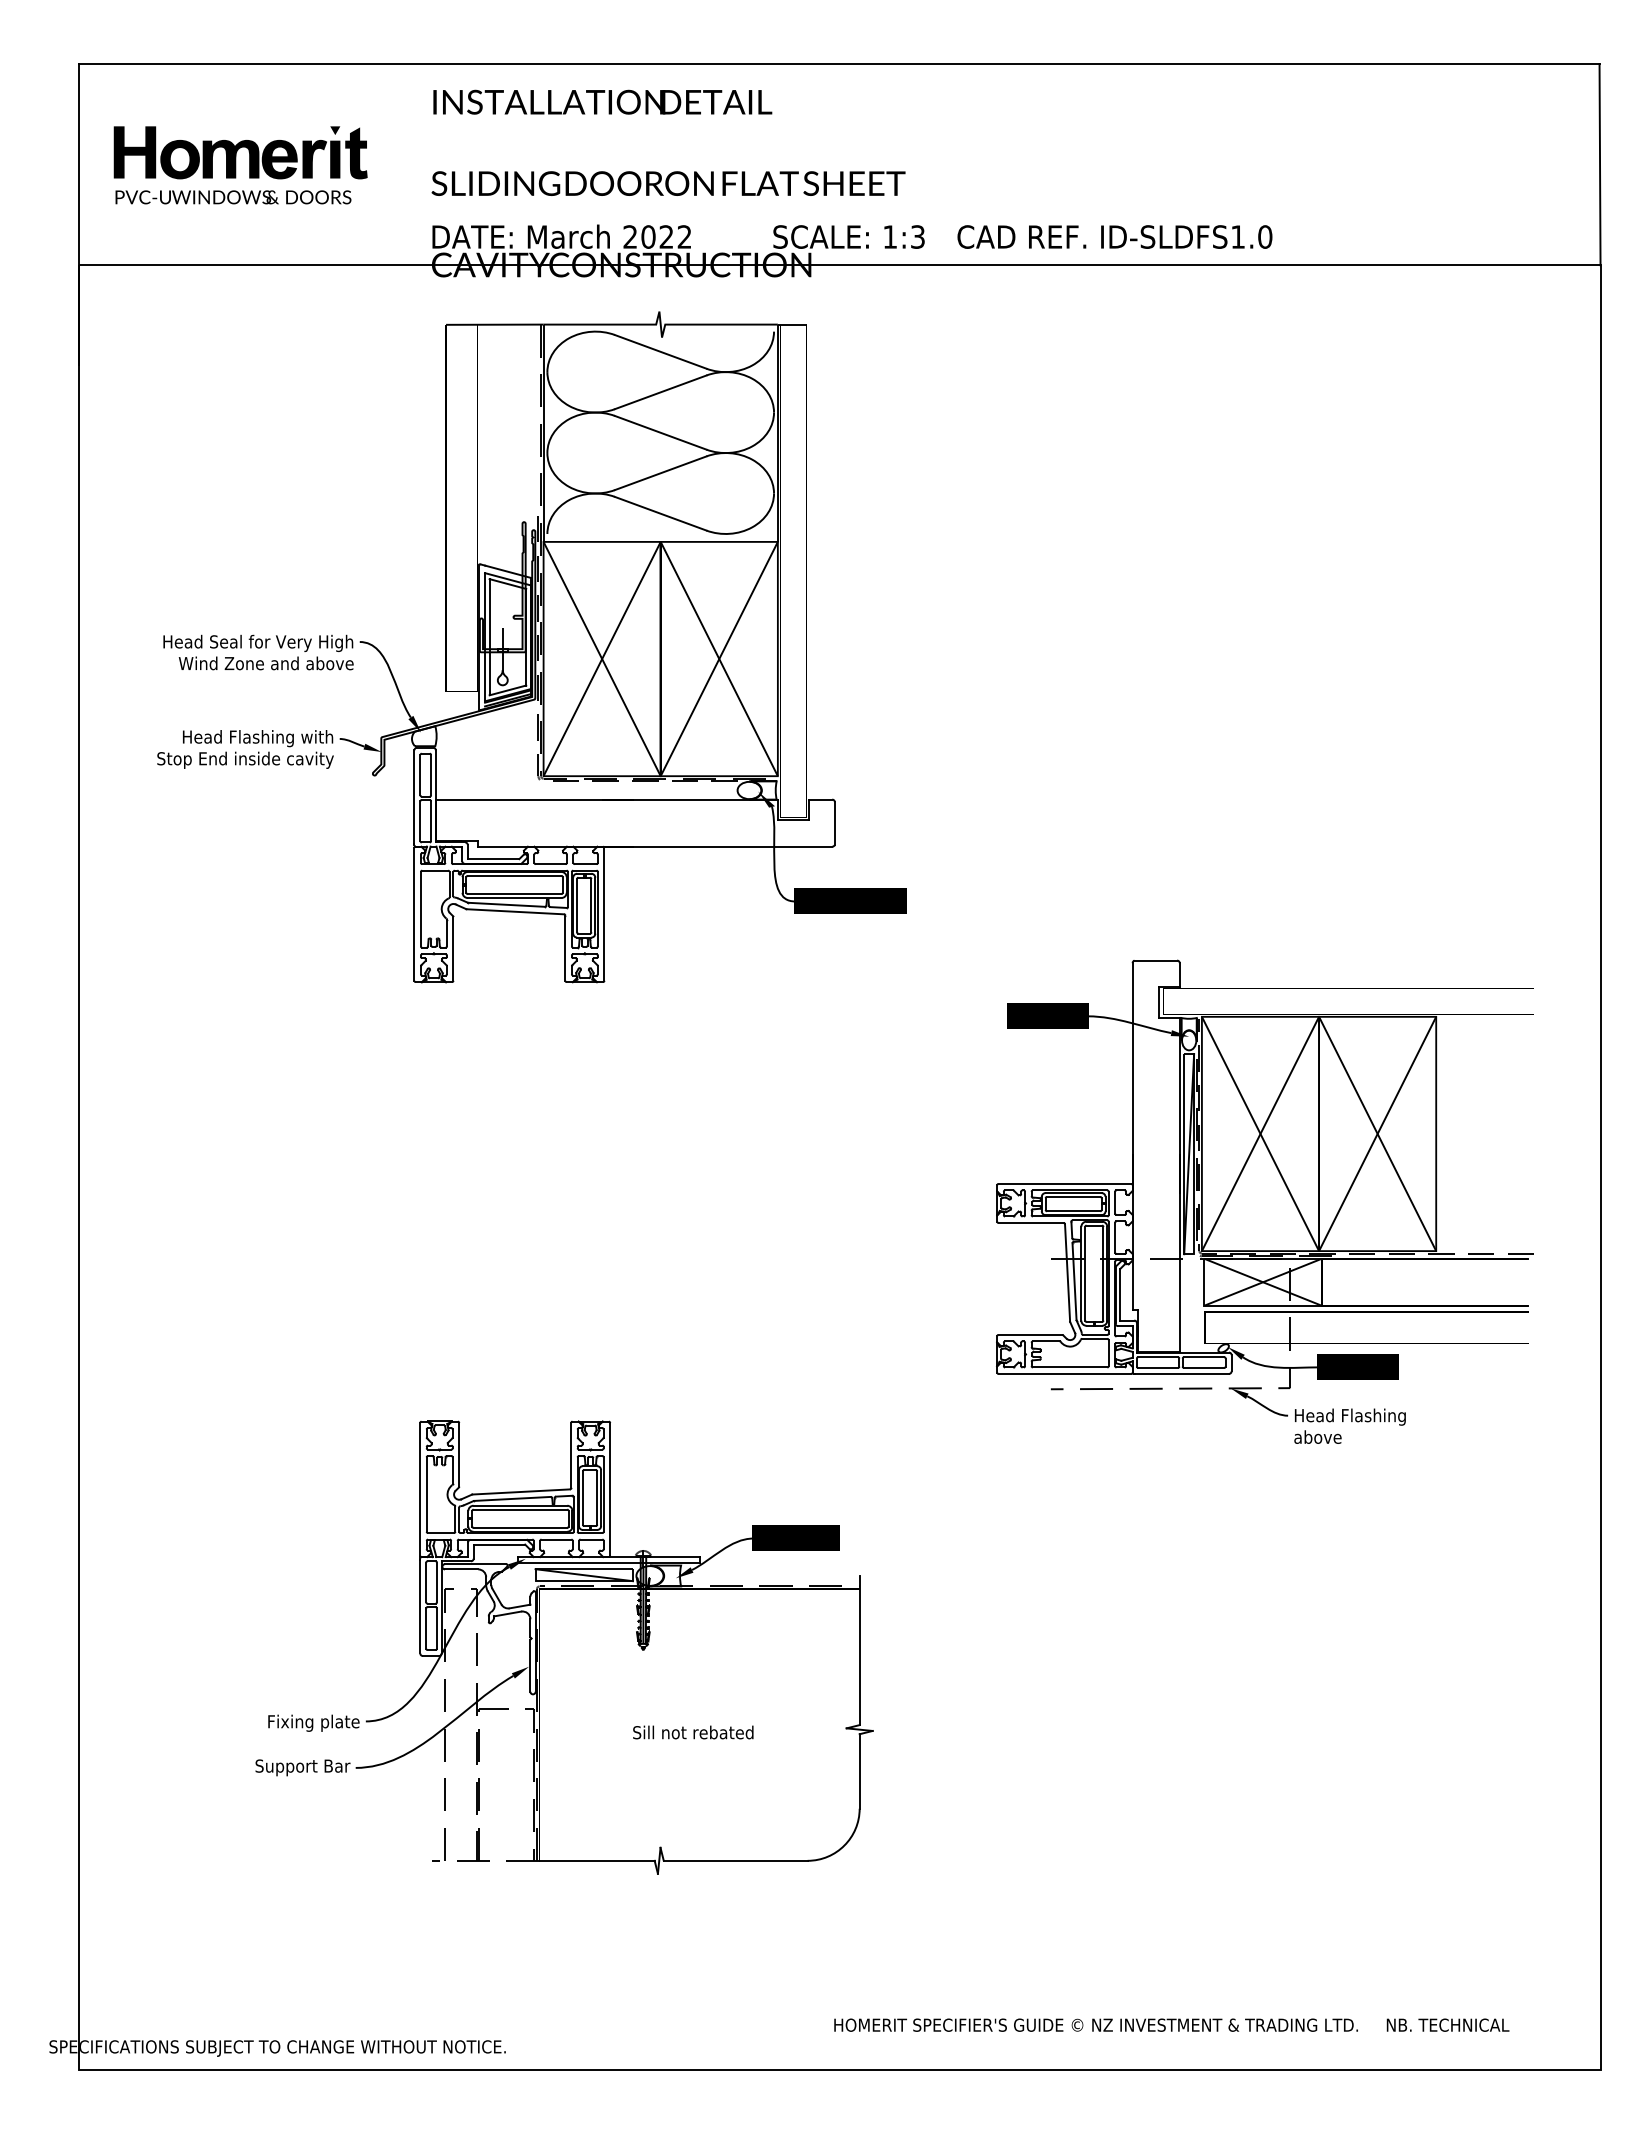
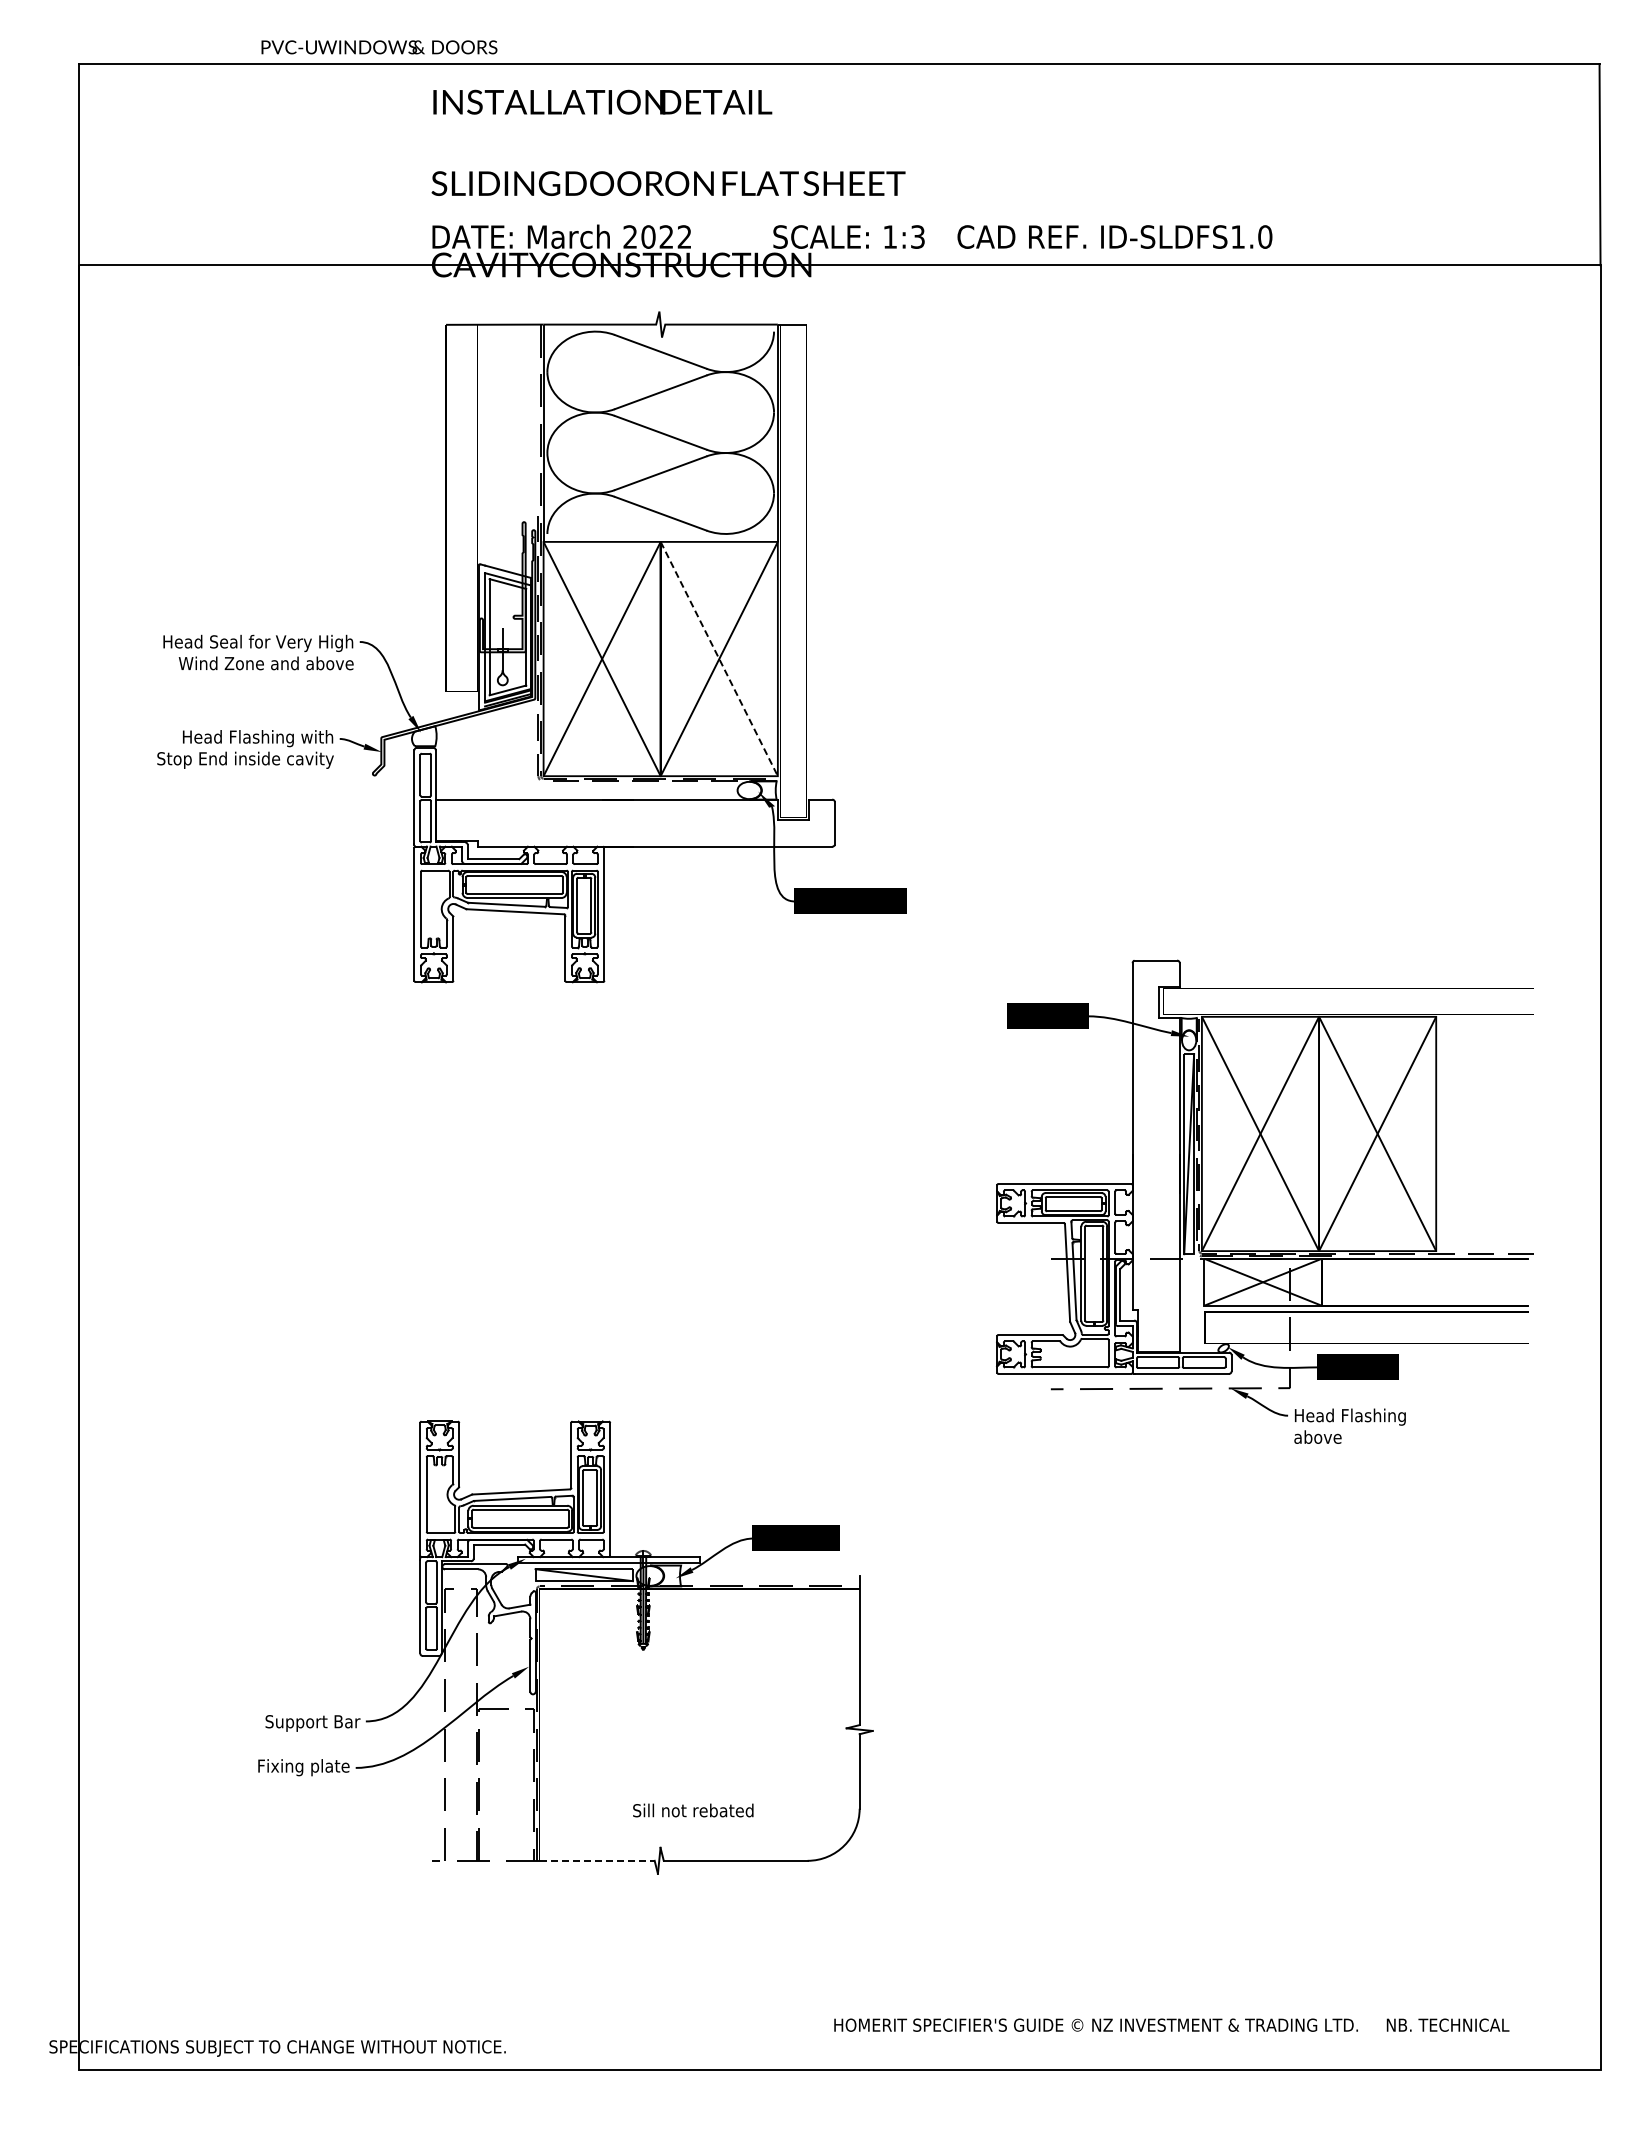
part: present -> none (240, 152)
text position: (233, 197) -> (379, 47) (379, 47)
line: solid -> dashed (719, 659)
text: Fixing plate -> Support Bar (312, 1722)
text position: (693, 1732) -> (693, 1810) (693, 1810)
text: Support Bar -> Fixing plate (302, 1767)
line: solid -> dashed (597, 1860)
